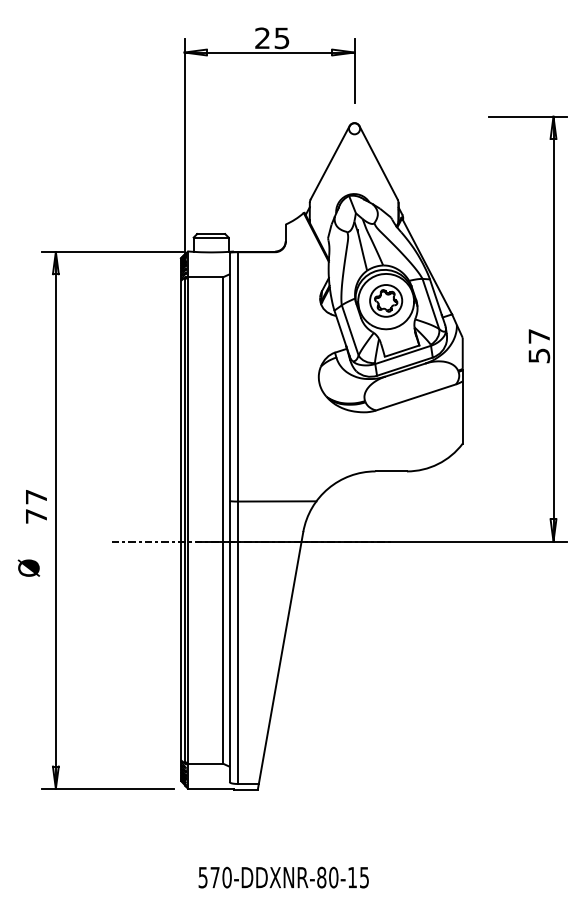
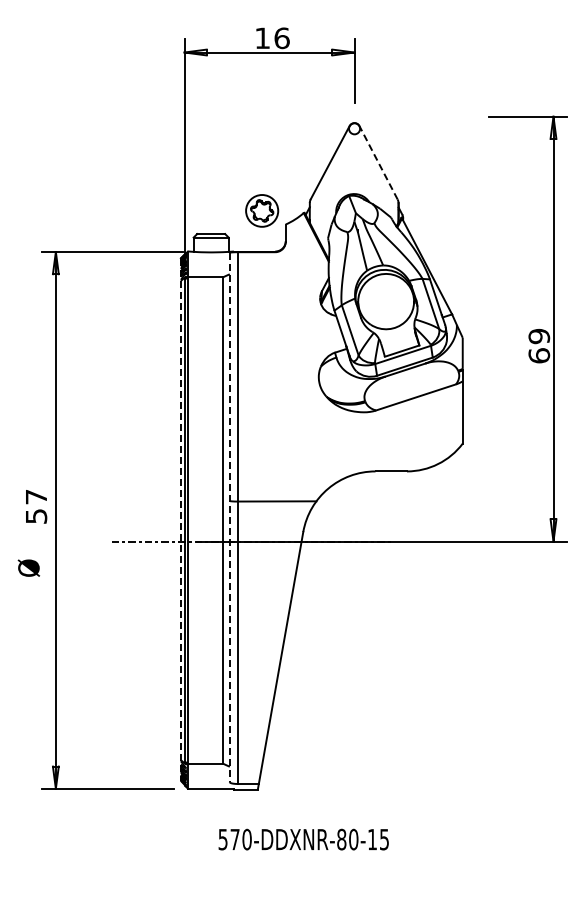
text: 25 -> 16 (272, 38)
line: solid -> dashed (378, 162)
part position: (386, 300) -> (262, 210) (262, 210)
text: 57 -> 69 (539, 345)
text: 77 -> 57 (36, 516)
line: solid -> dashed (229, 517)
line: solid -> dashed (180, 520)
text position: (283, 877) -> (303, 839) (303, 839)
